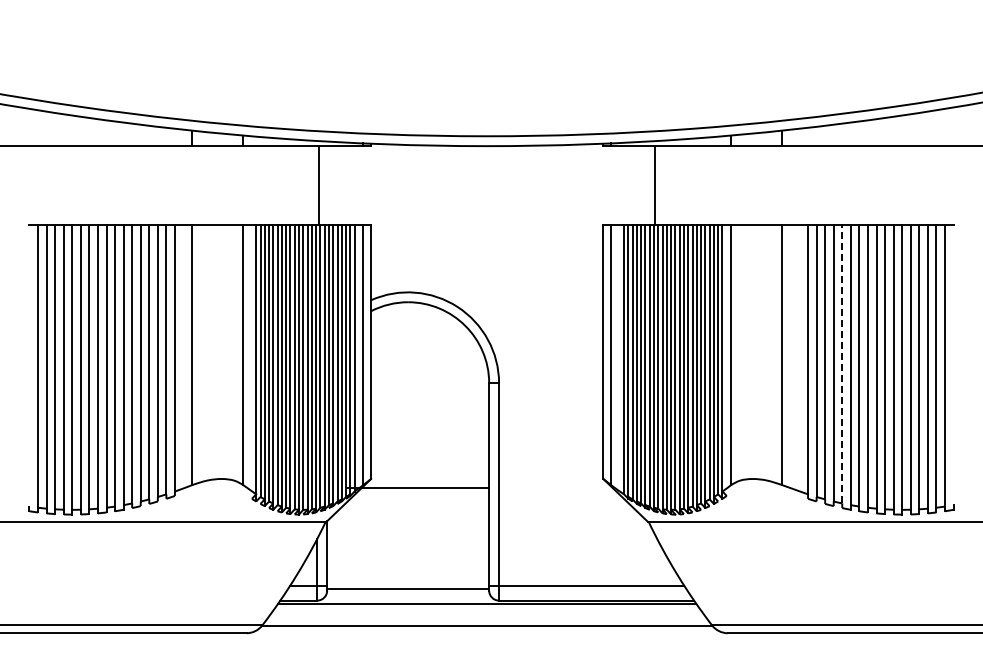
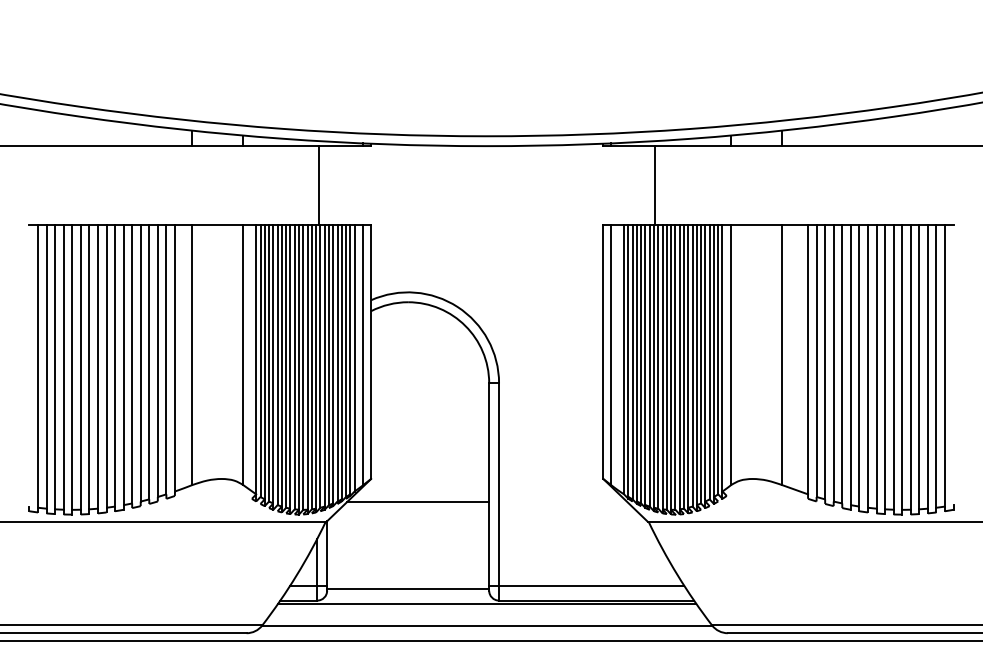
line: dashed -> solid (842, 363)
line position: (418, 487) -> (418, 501) (418, 501)
line: none -> present (490, 640)
